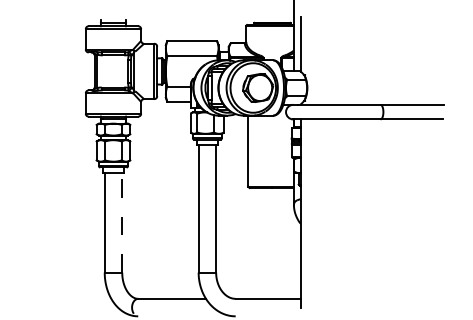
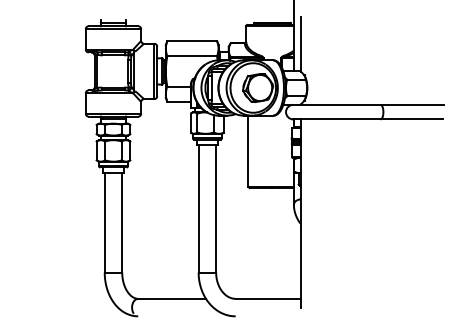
line: dashed -> solid (122, 222)
